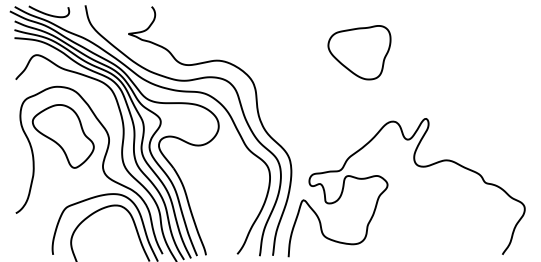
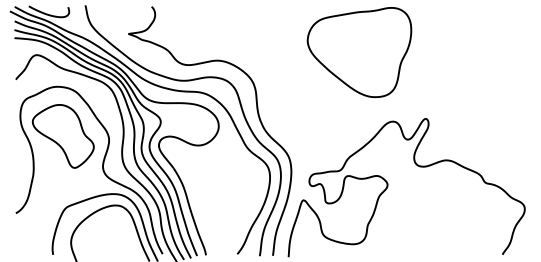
part size: 65x56 px -> 107x92 px (359, 52)
